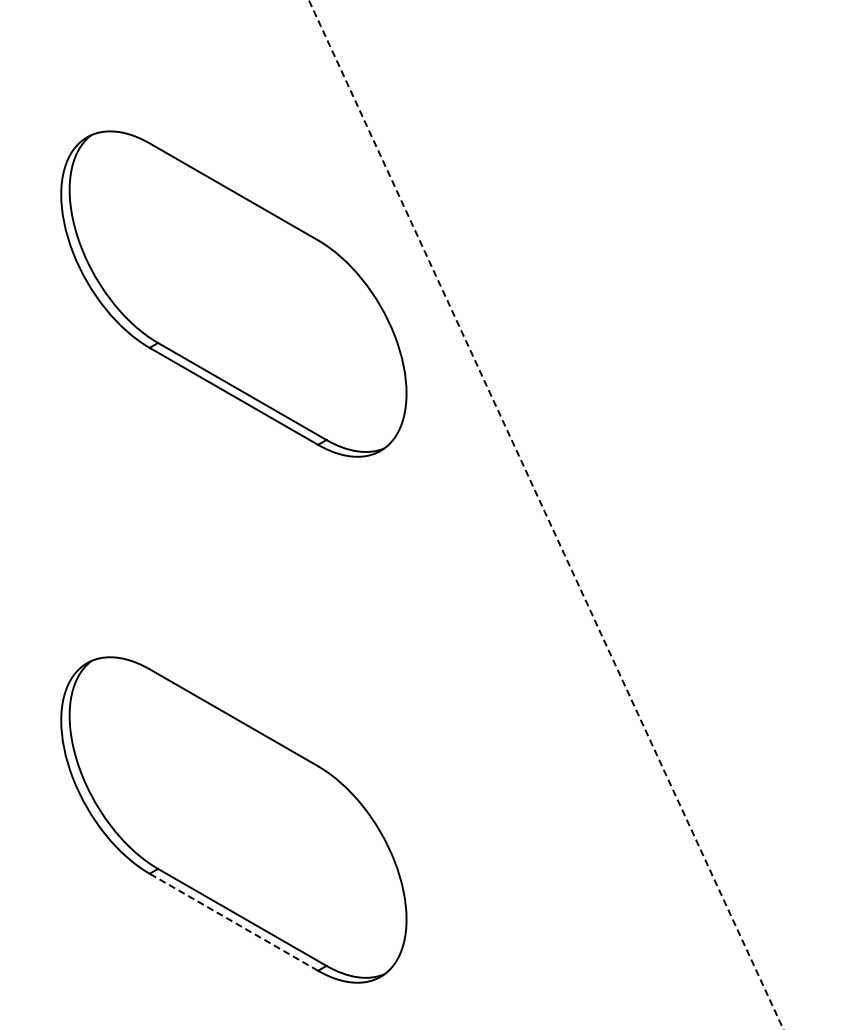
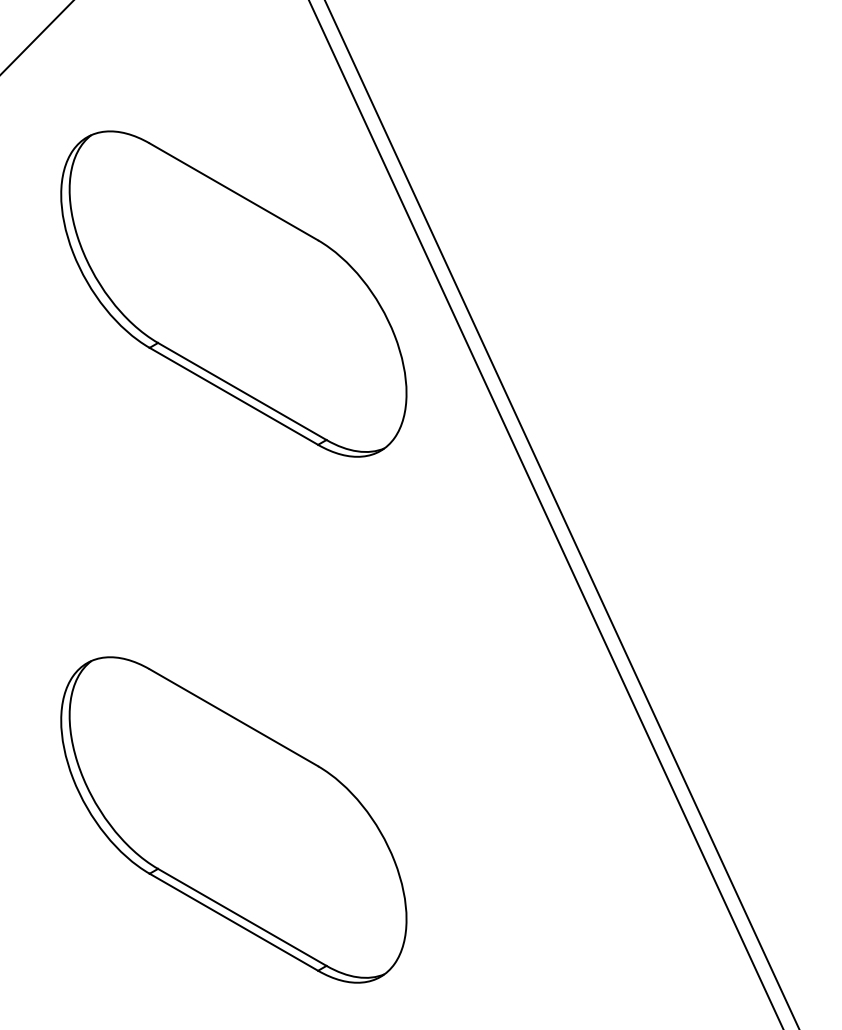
line: none -> present (36, 37)
line: none -> present (561, 514)
line: dashed -> solid (546, 515)
line: dashed -> solid (233, 922)
